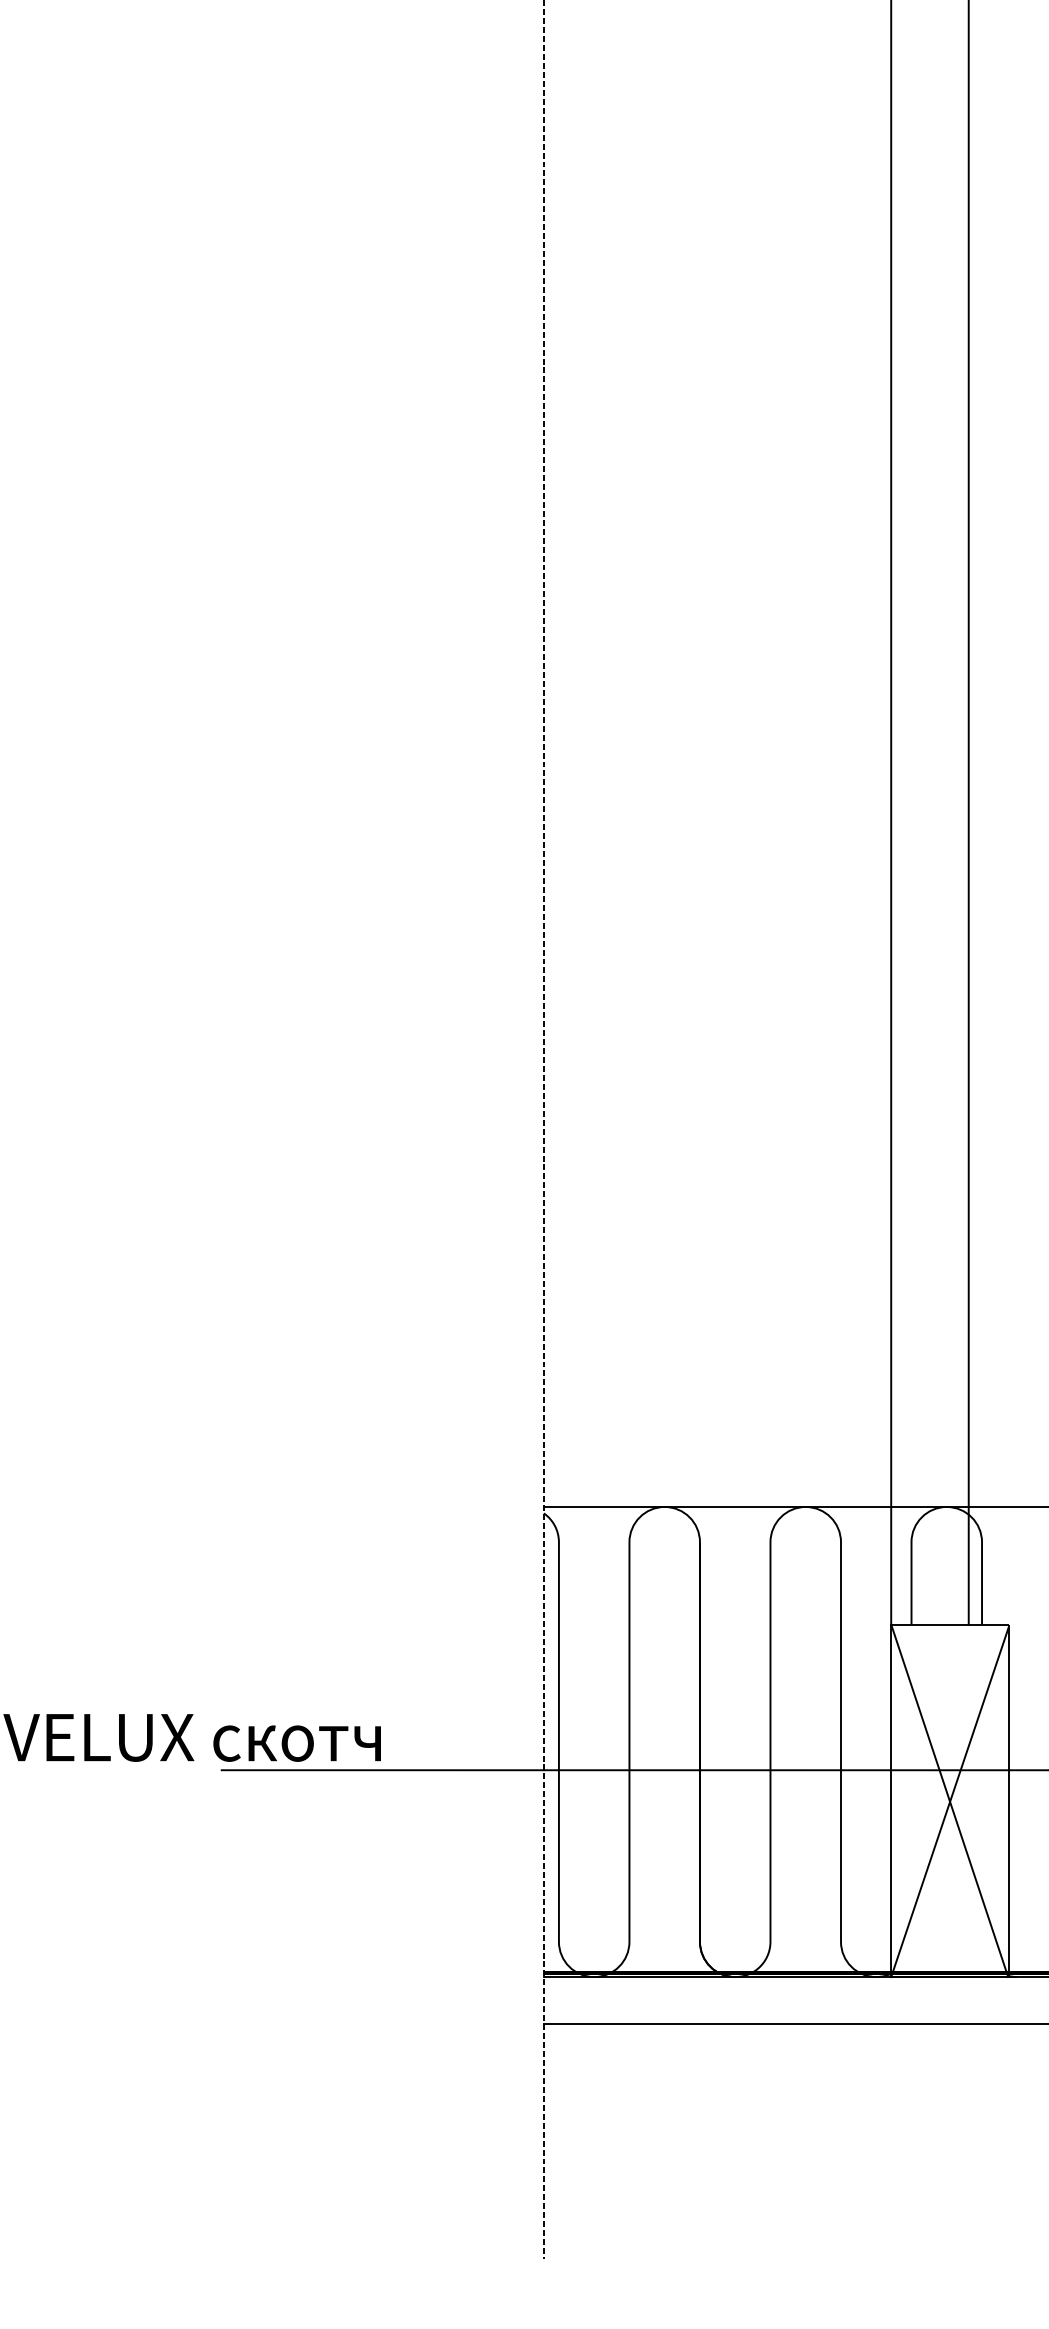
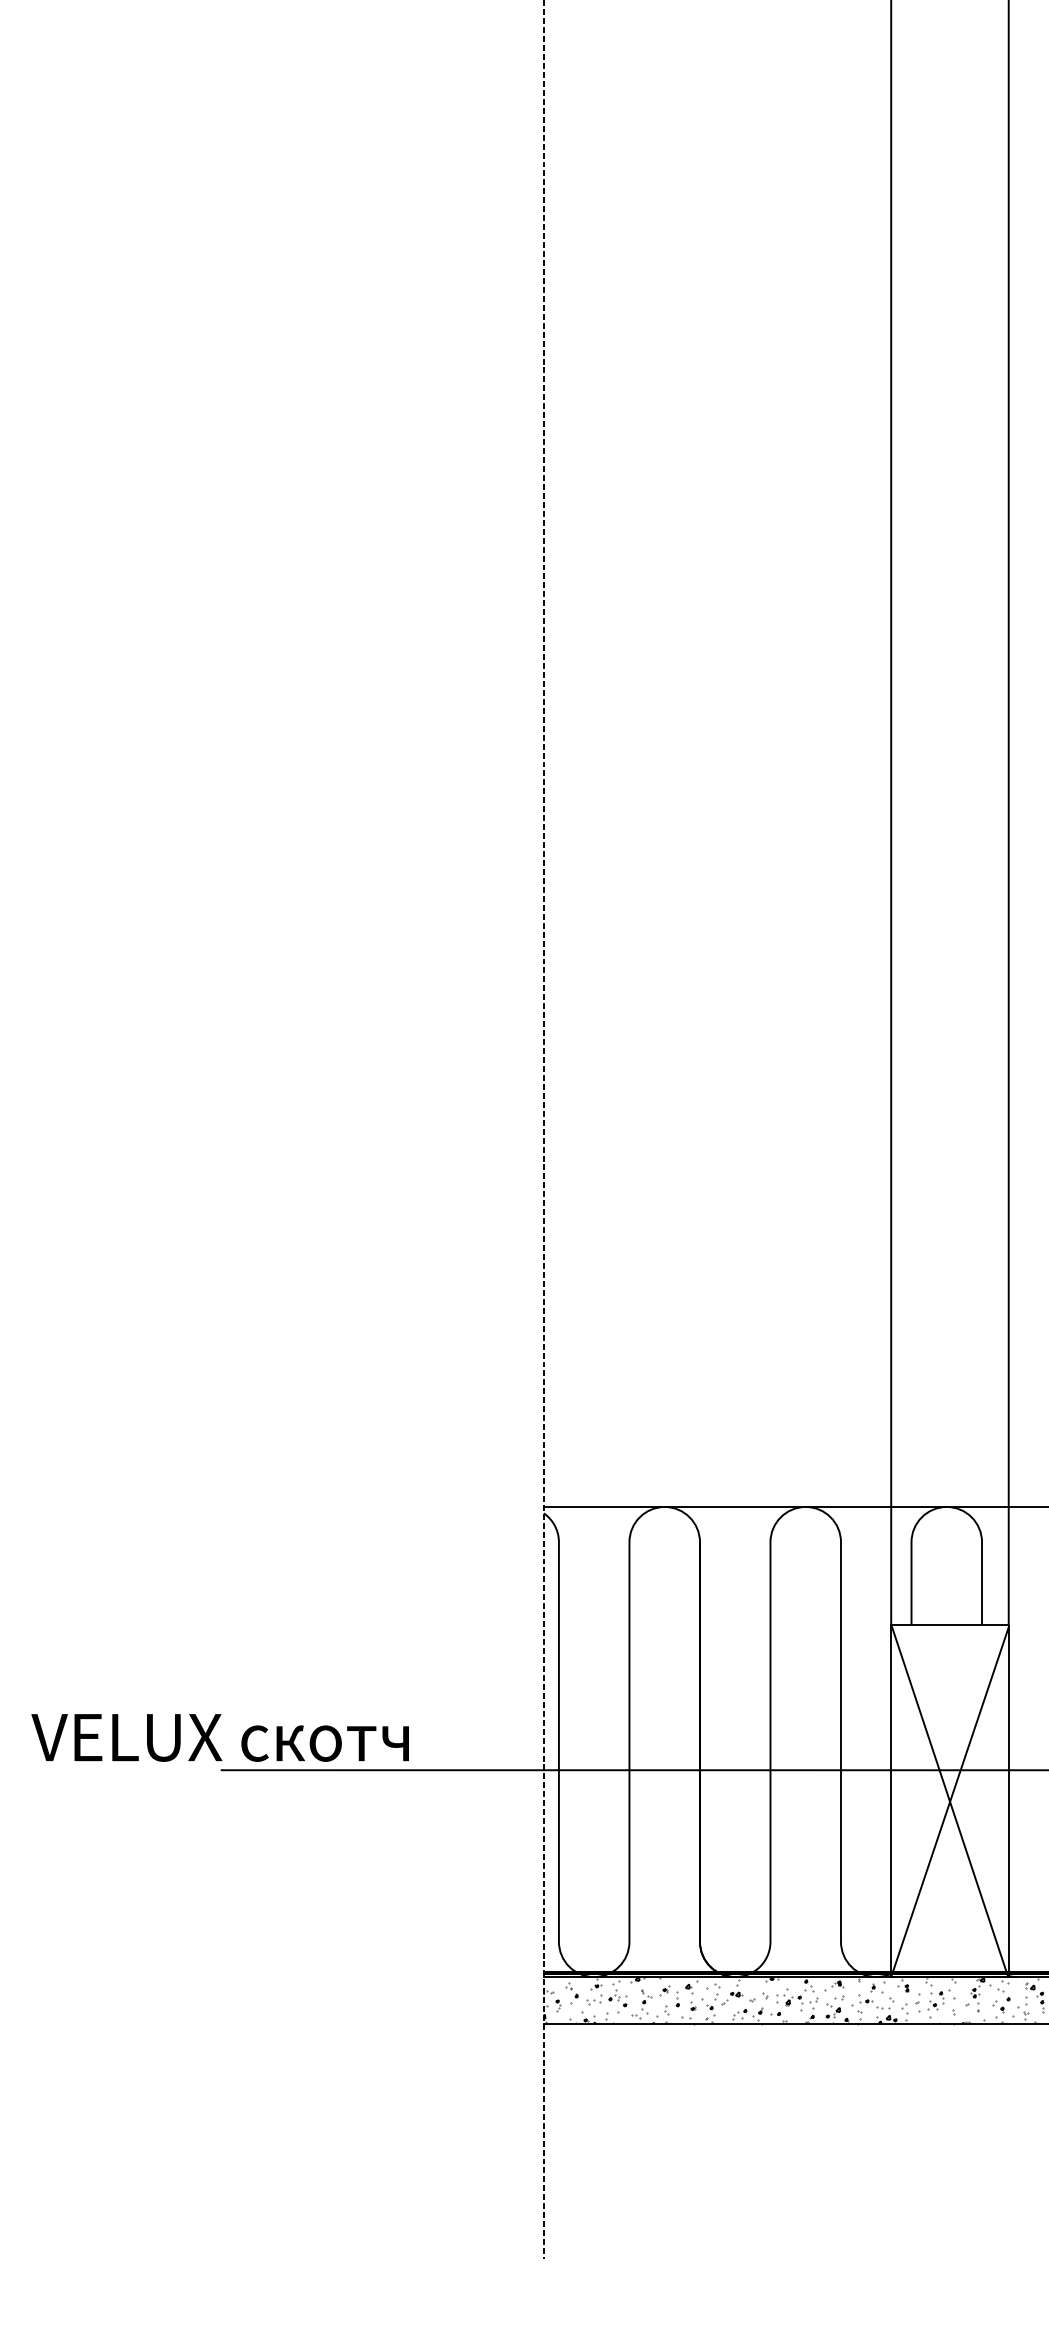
line position: (968, 813) -> (1008, 813) (1008, 813)
text position: (191, 1737) -> (219, 1737) (219, 1737)
hatch: none -> present (793, 2000)
